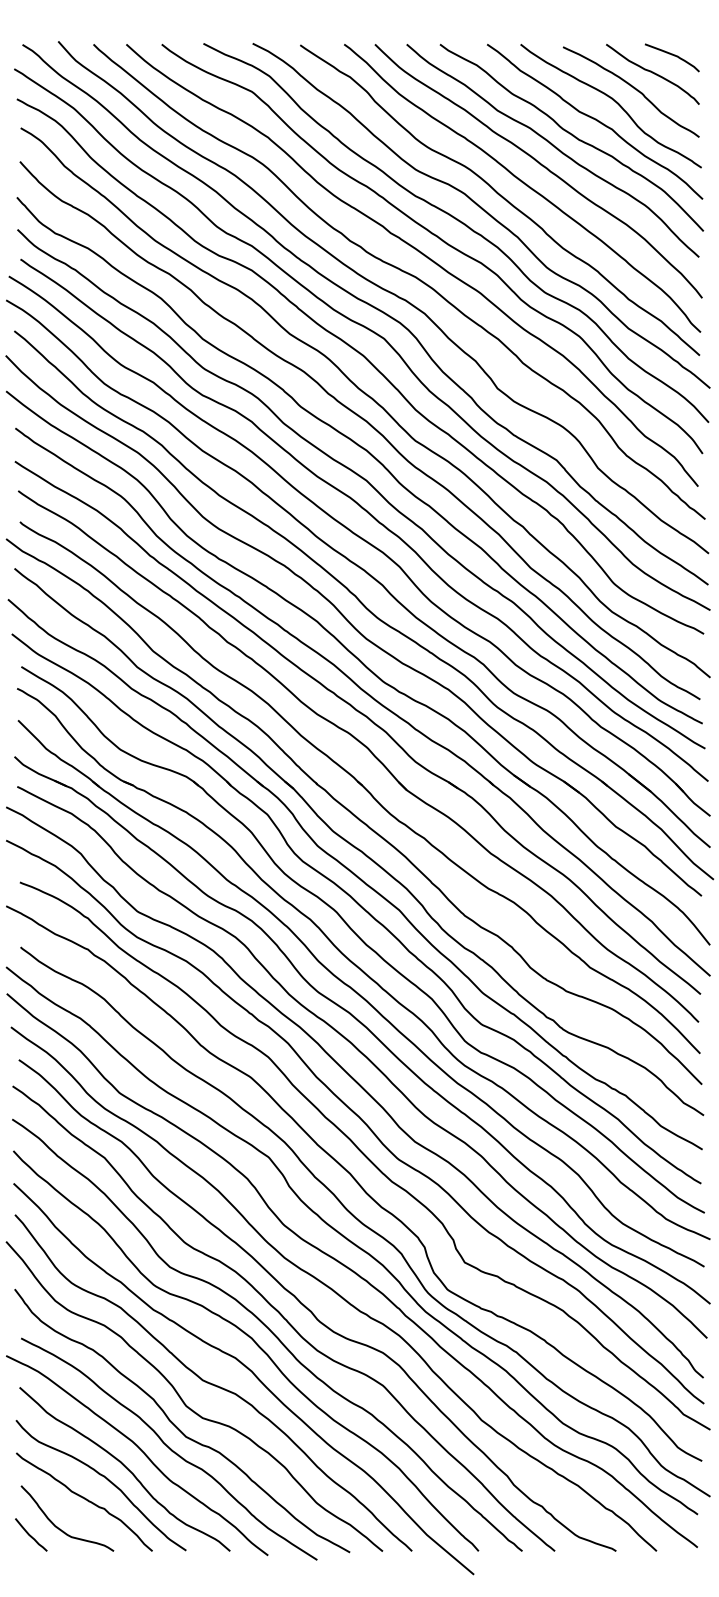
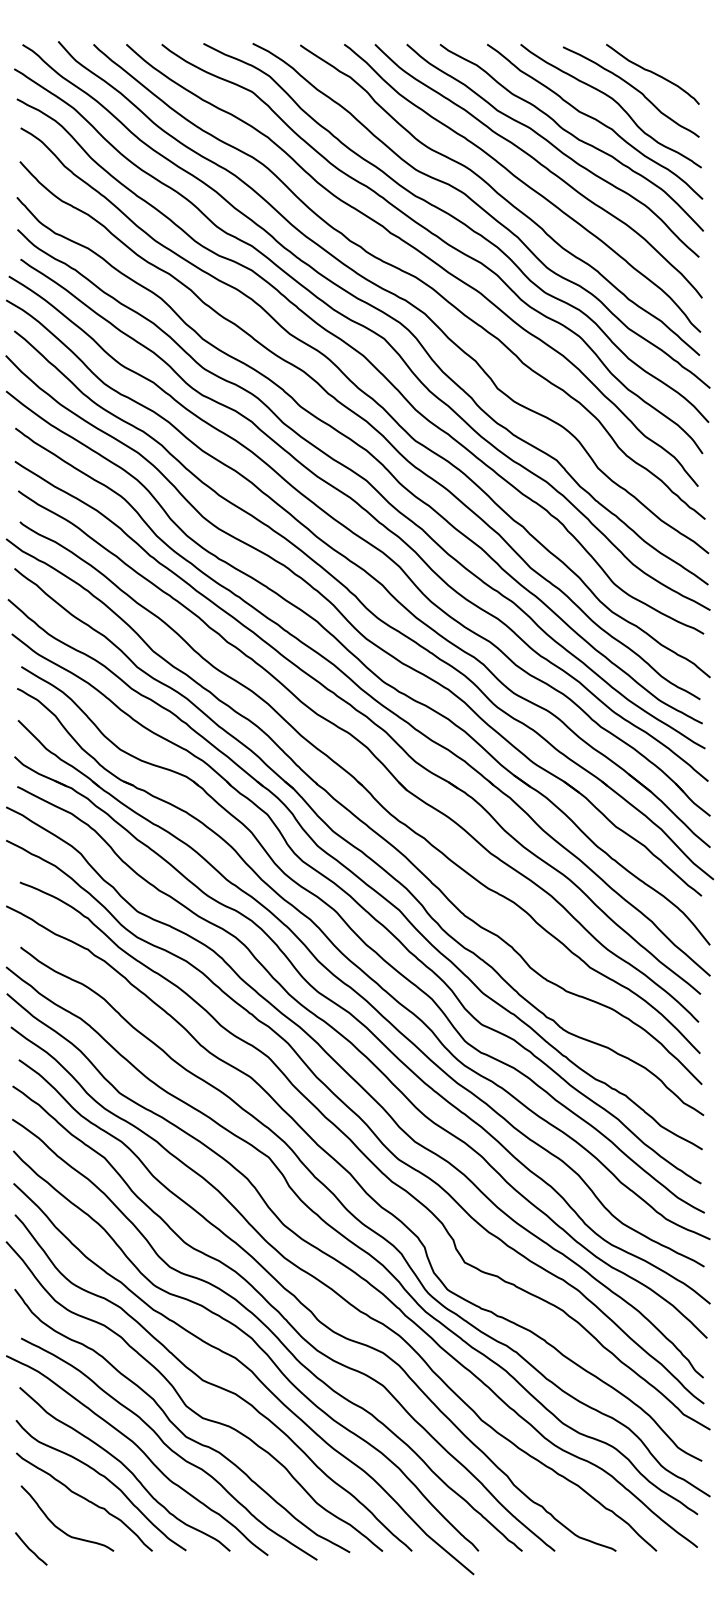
curve: present -> none (671, 55)
line position: (30, 1534) -> (30, 1548) (30, 1548)
